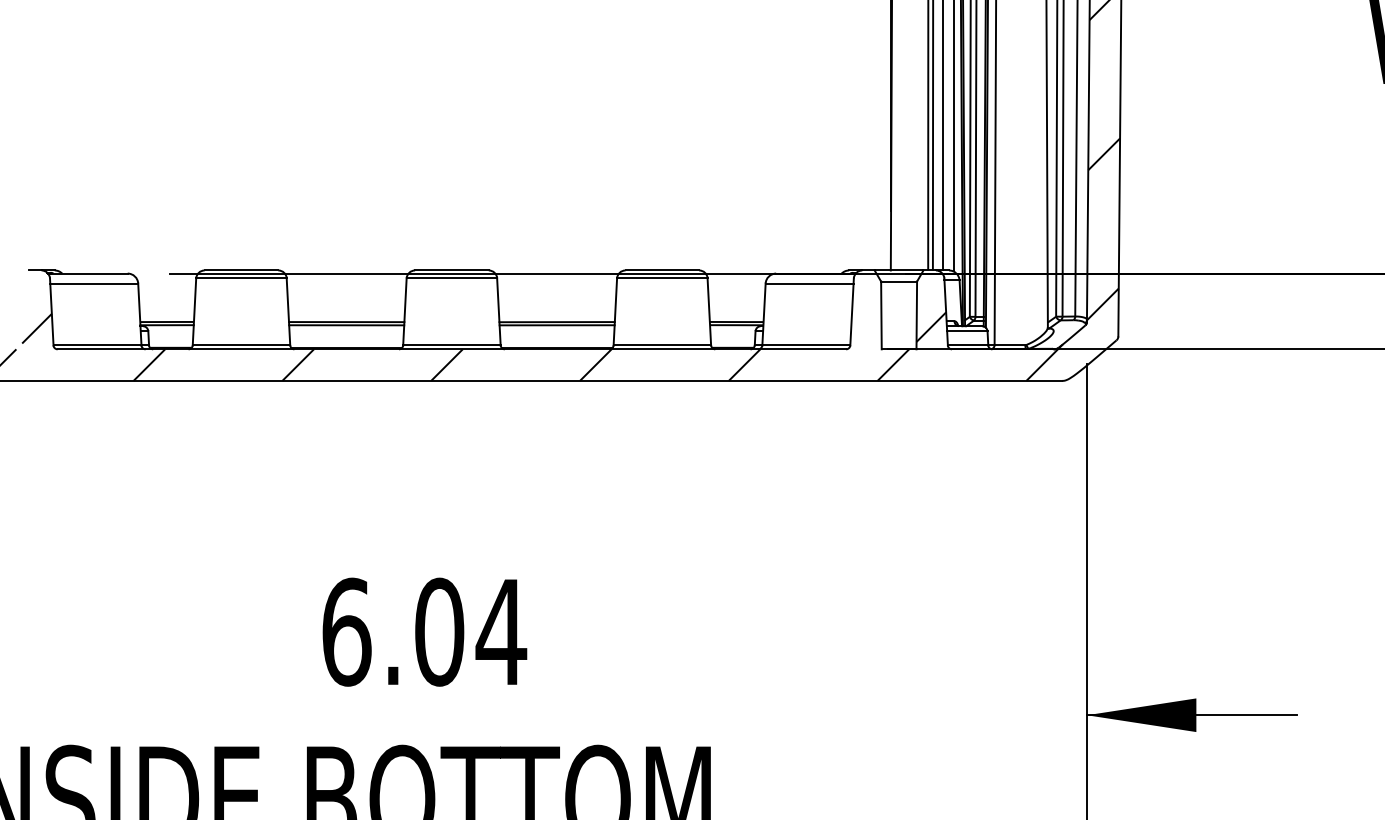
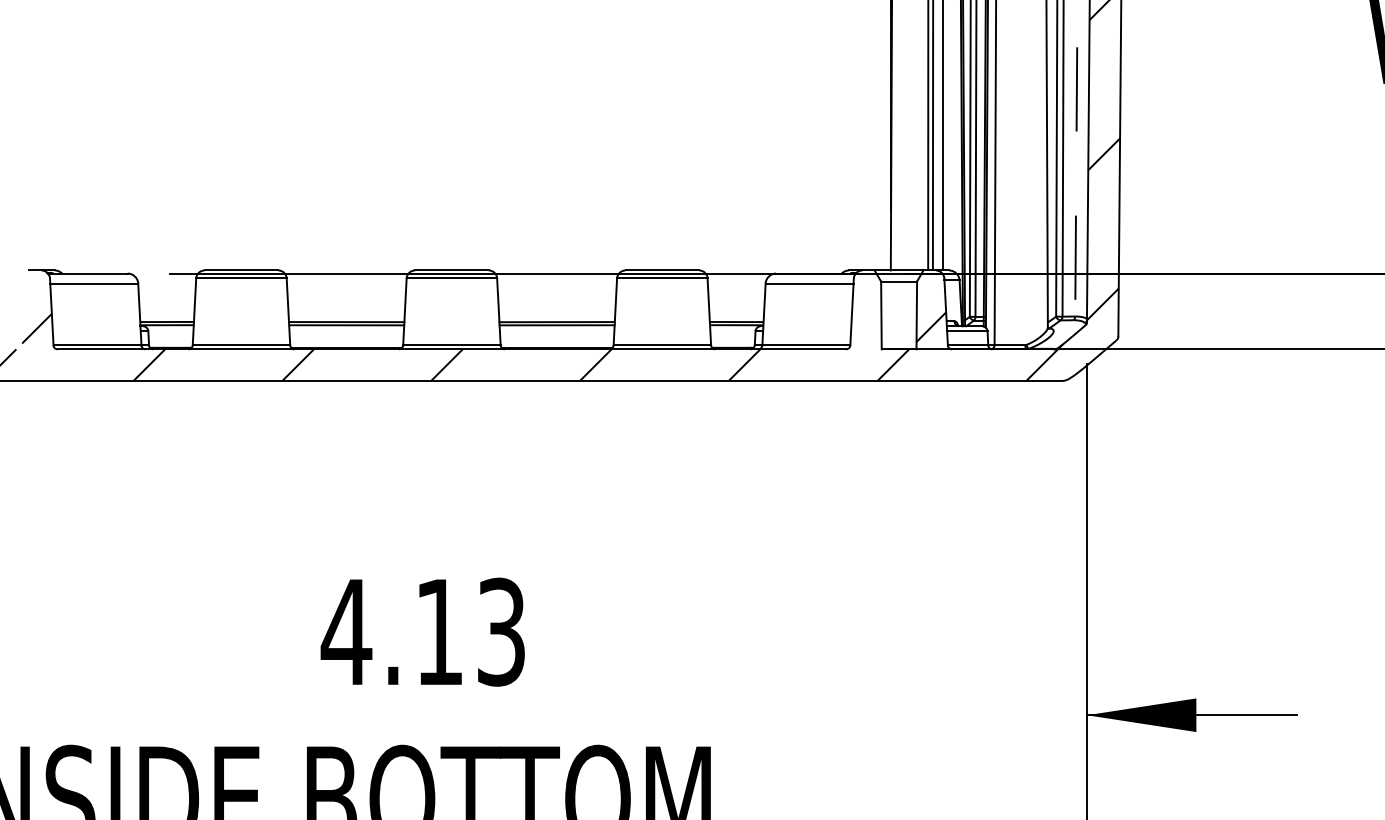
line: present -> none (953, 136)
line: solid -> dashed (1076, 158)
text: 6.04 -> 4.13 (423, 631)
